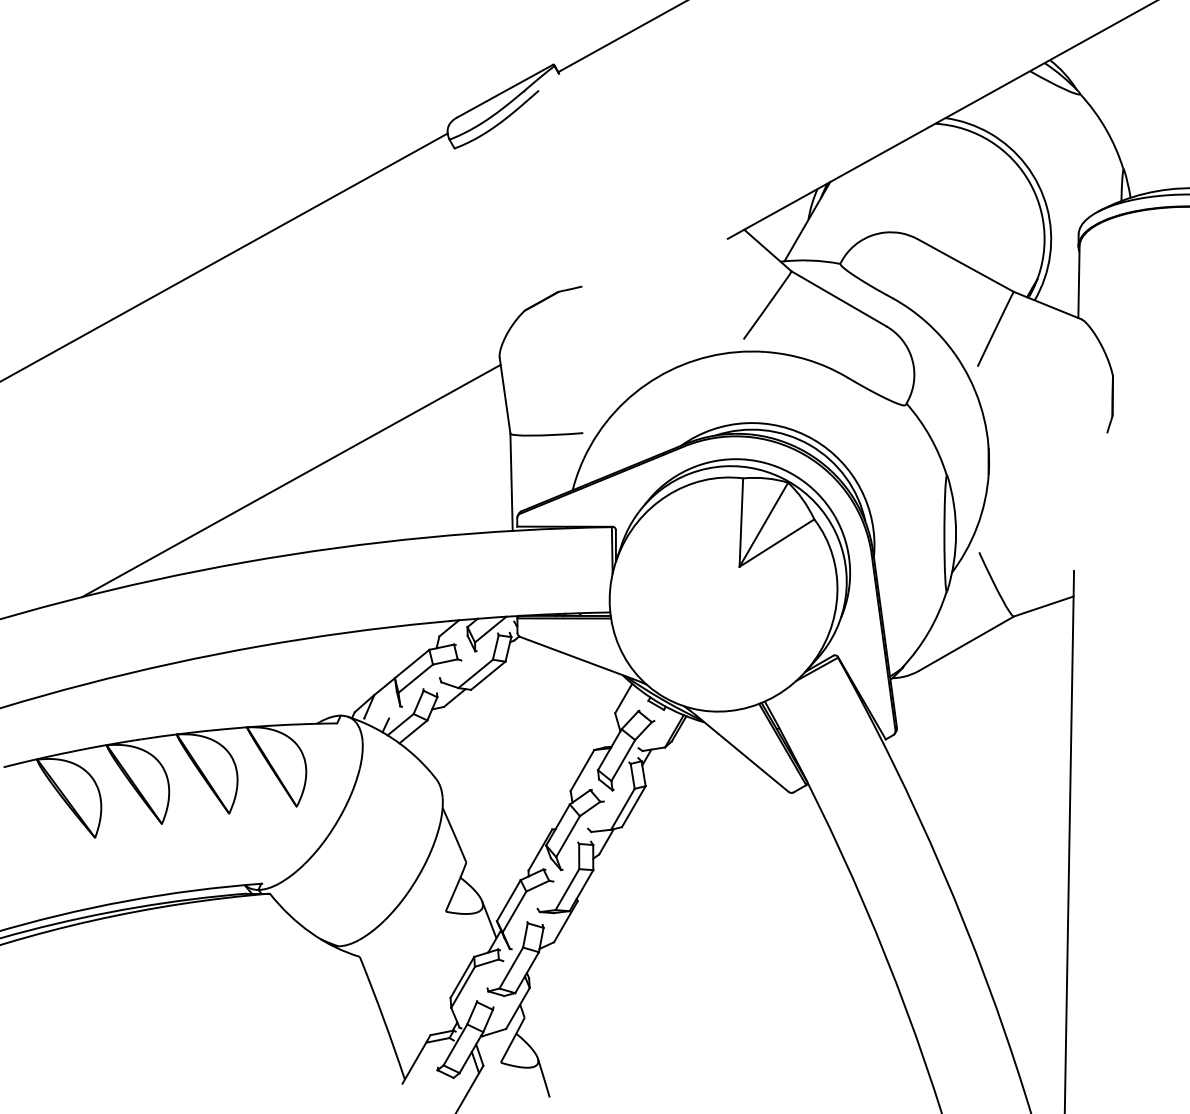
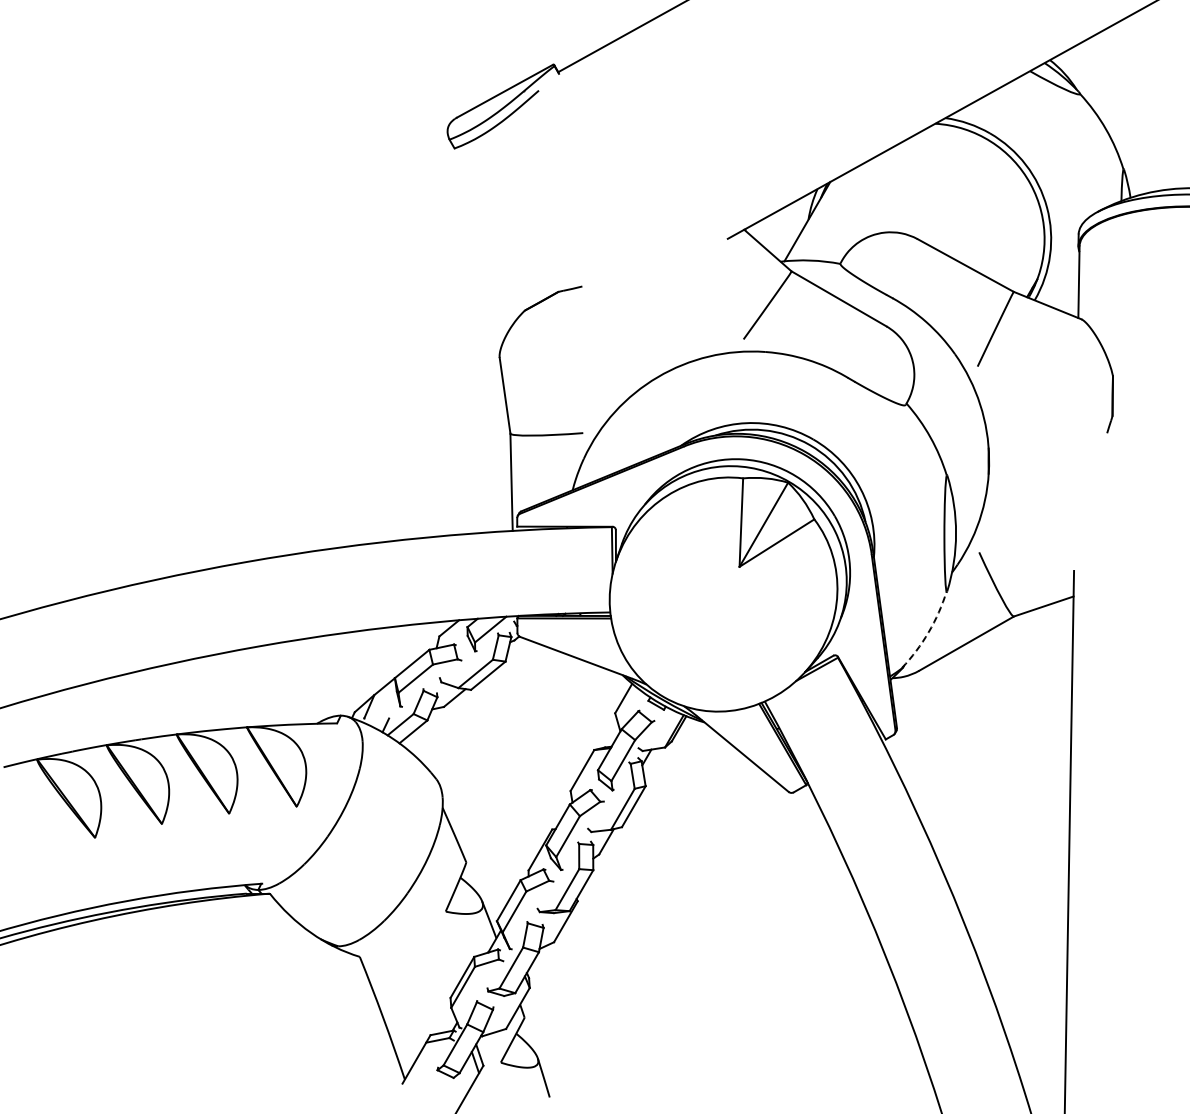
line: present -> none (224, 256)
line: present -> none (291, 480)
arc: solid -> dashed (928, 632)
